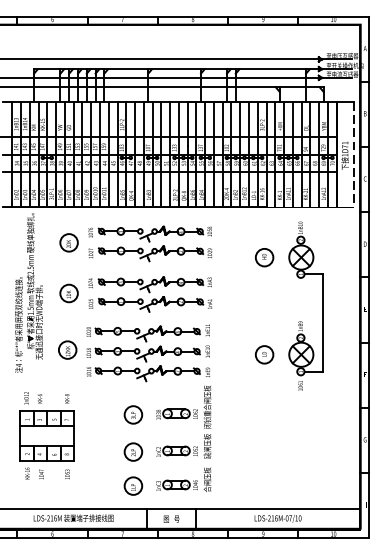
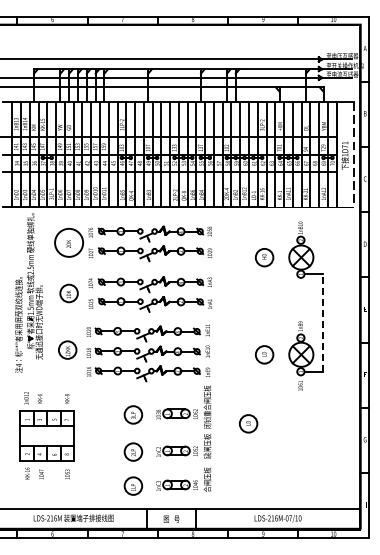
circle diameter: 18 px -> 28 px (69, 242)
line: solid -> dashed (322, 323)
part: none -> present (248, 423)
